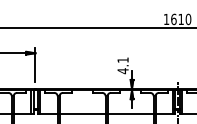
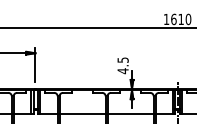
text: 4.1 -> 4.5 (122, 59)
